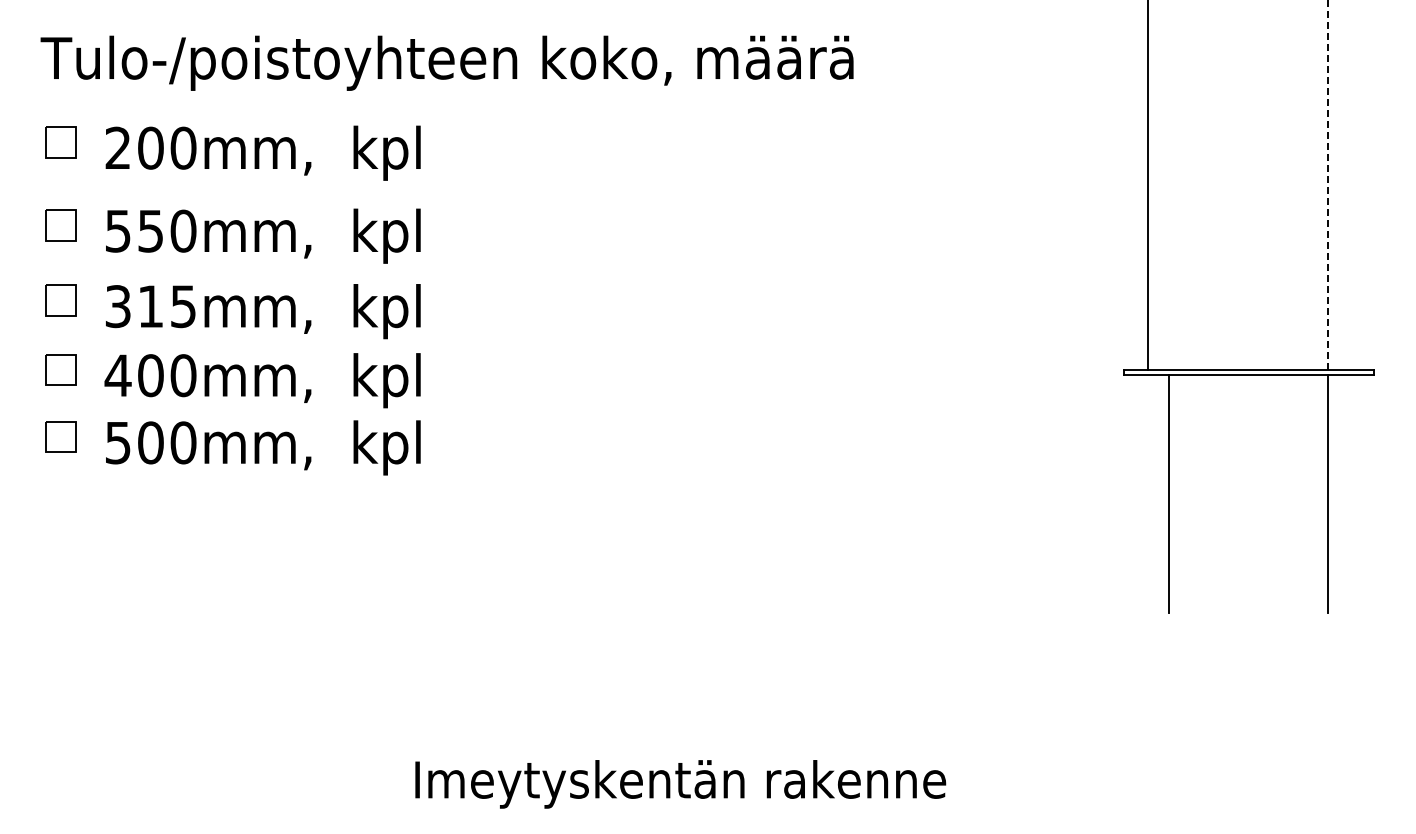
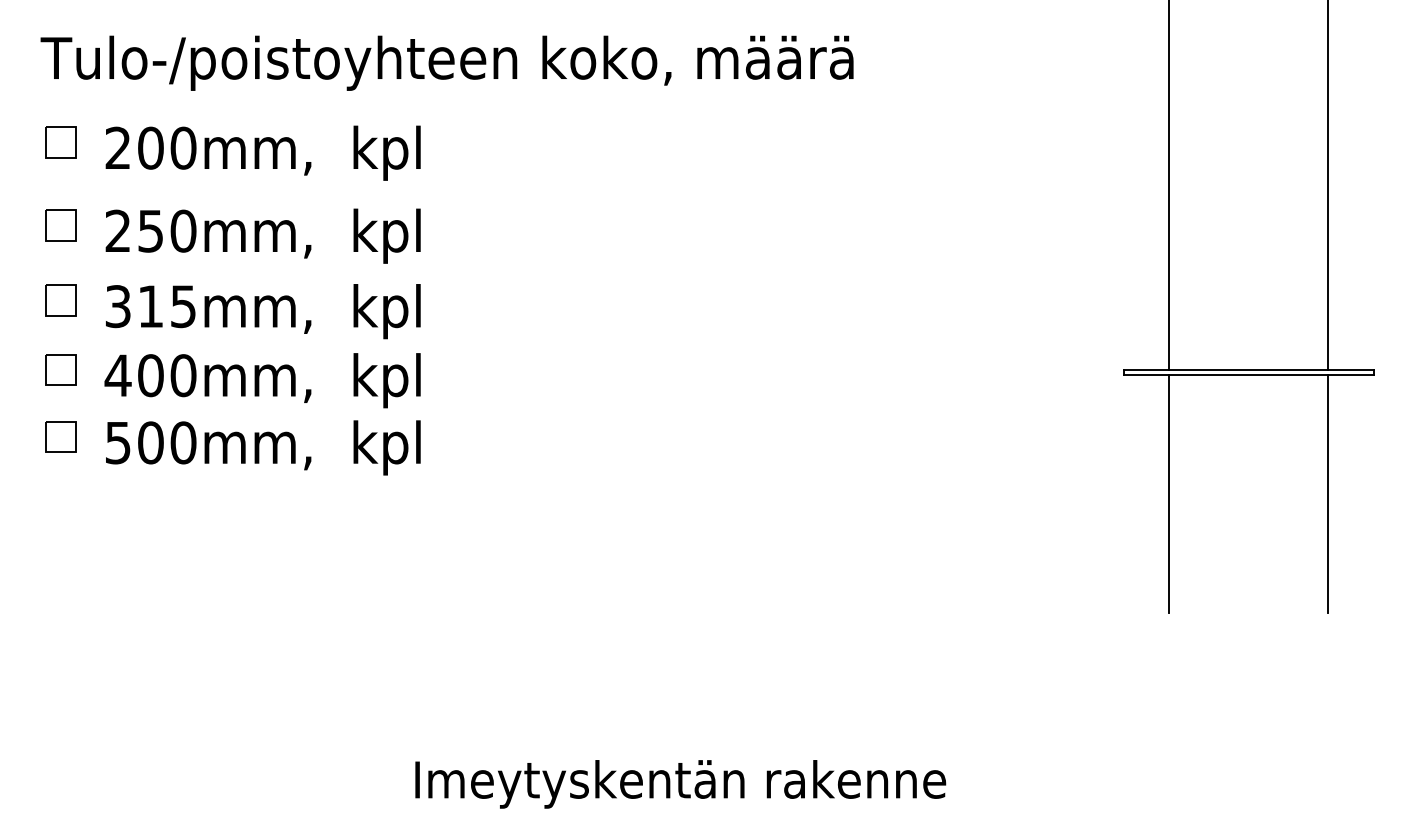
line: dashed -> solid (1327, 185)
line position: (1148, 186) -> (1169, 186) (1169, 186)
text: 550mm, -> 250mm, (117, 230)
